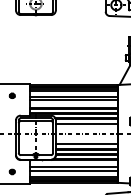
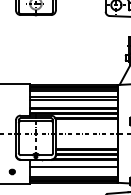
part: present -> none (11, 95)
line: present -> none (86, 123)
line: present -> none (86, 144)
line: present -> none (73, 171)
